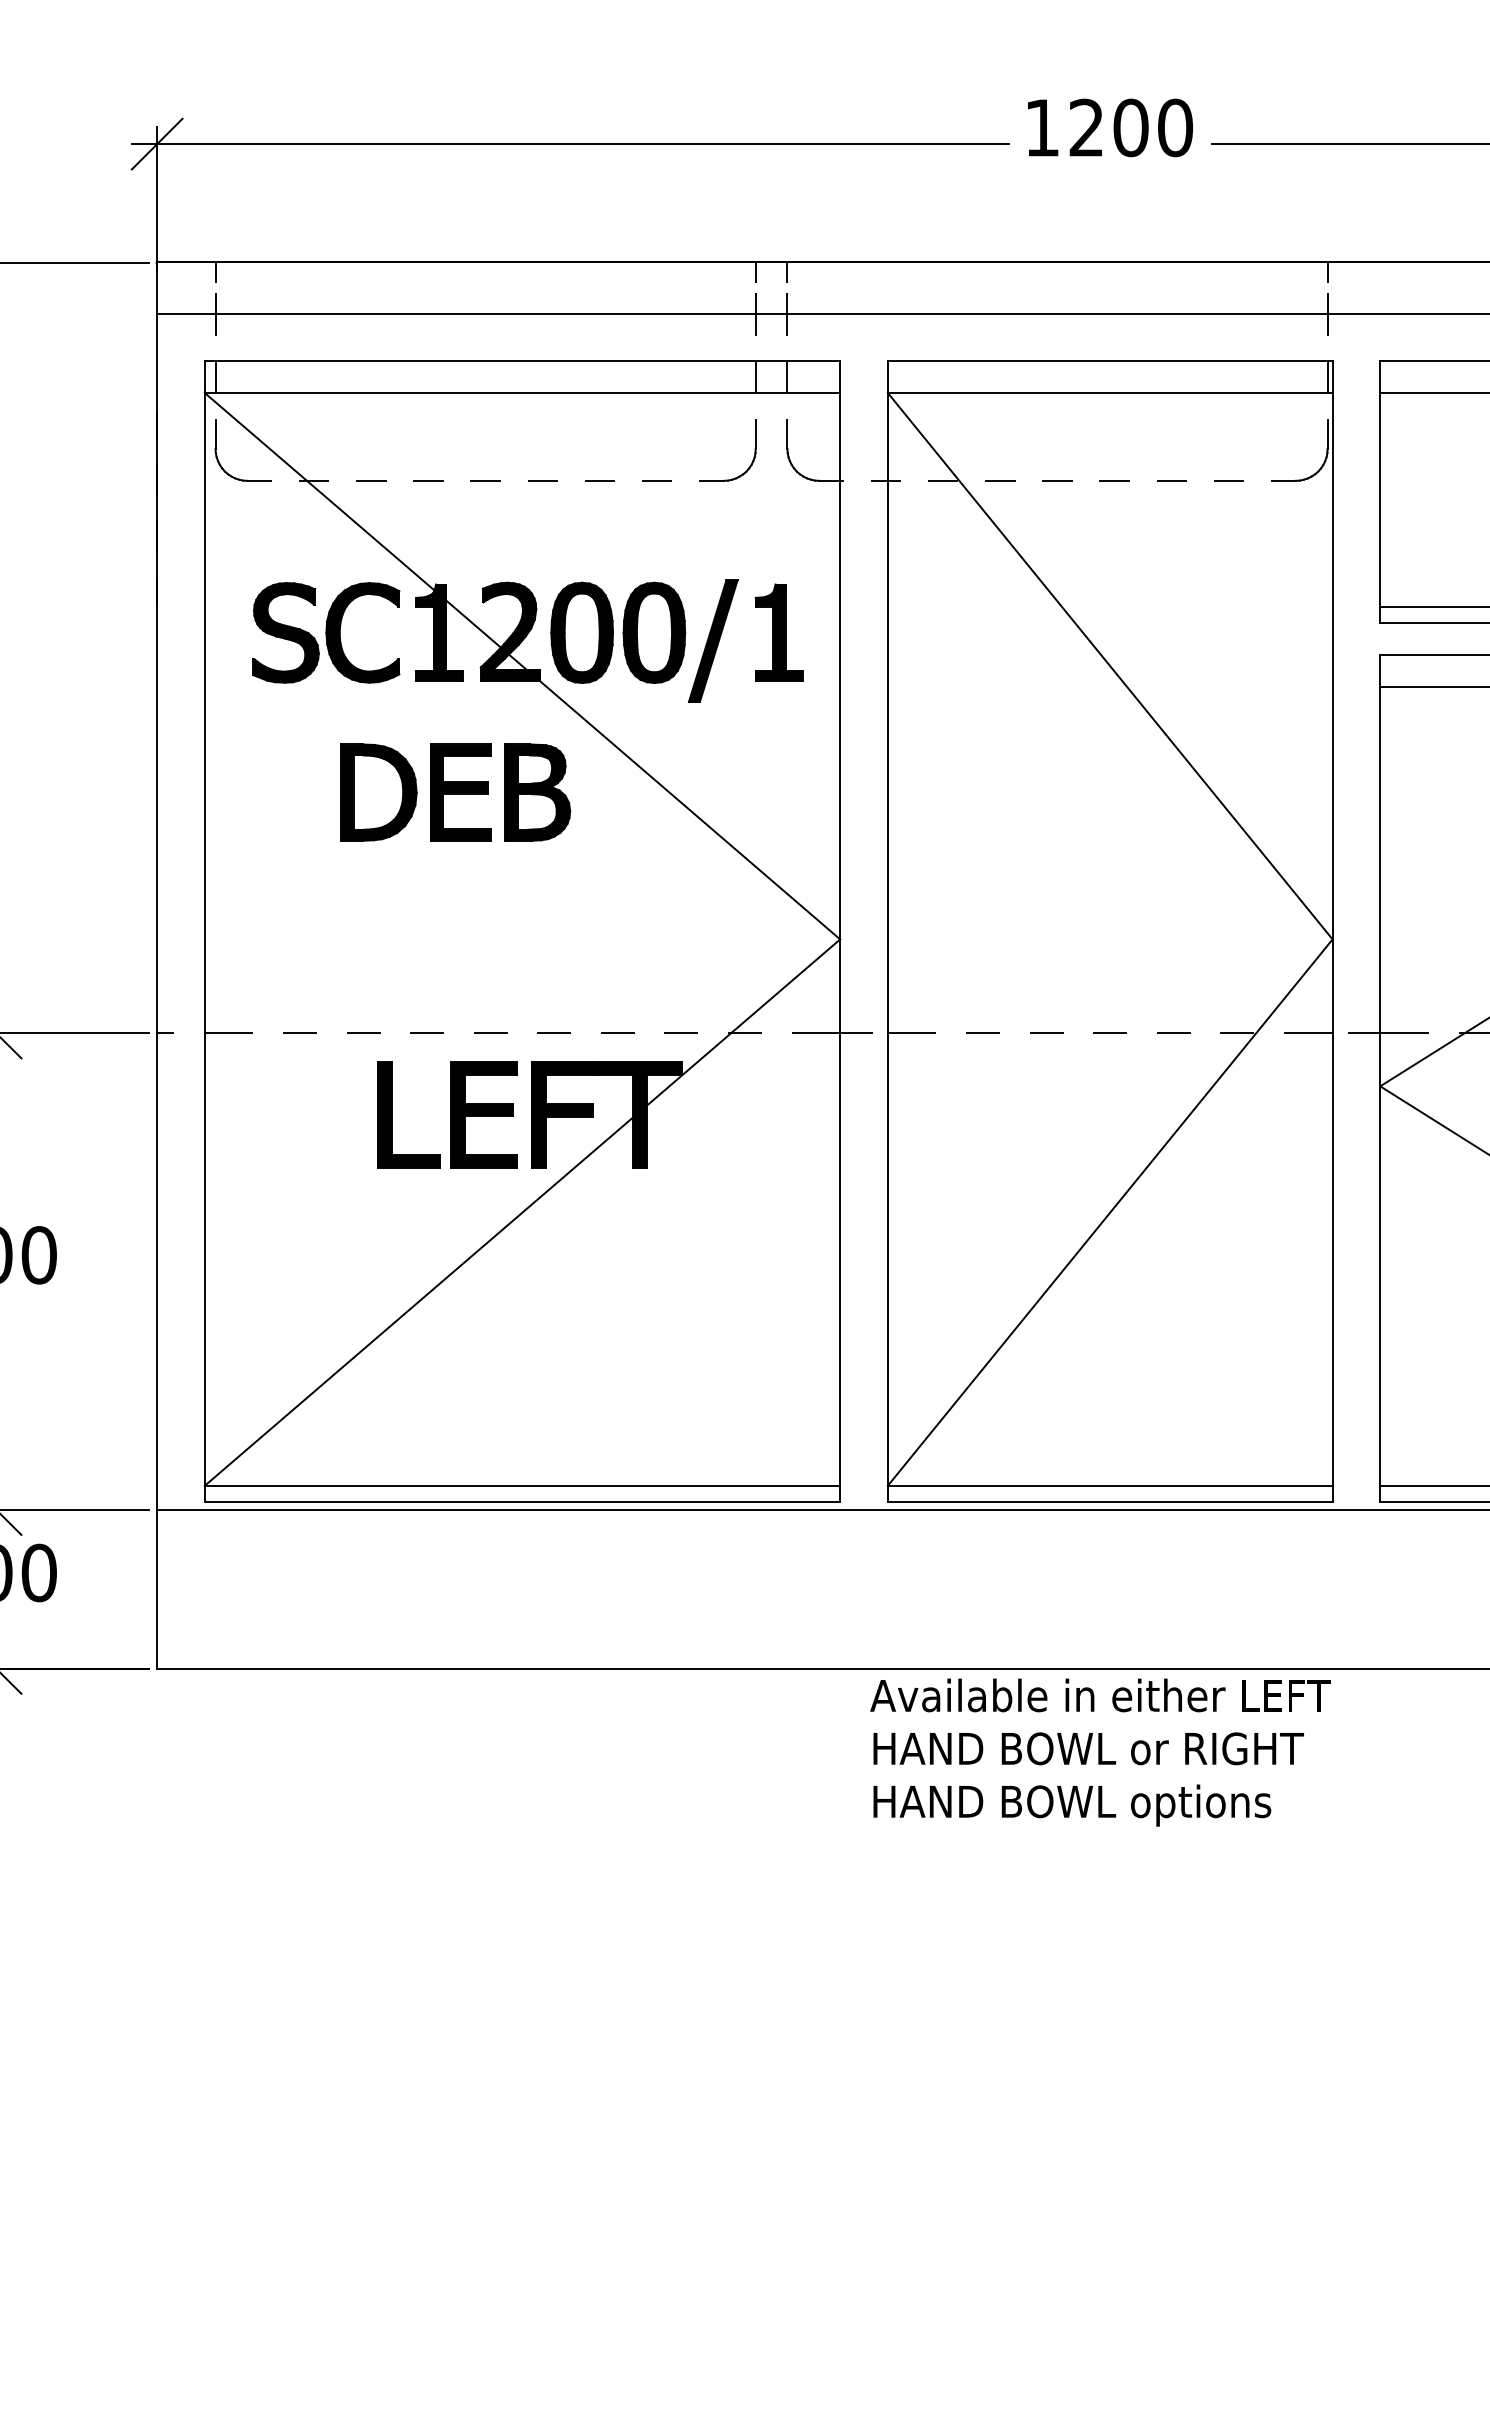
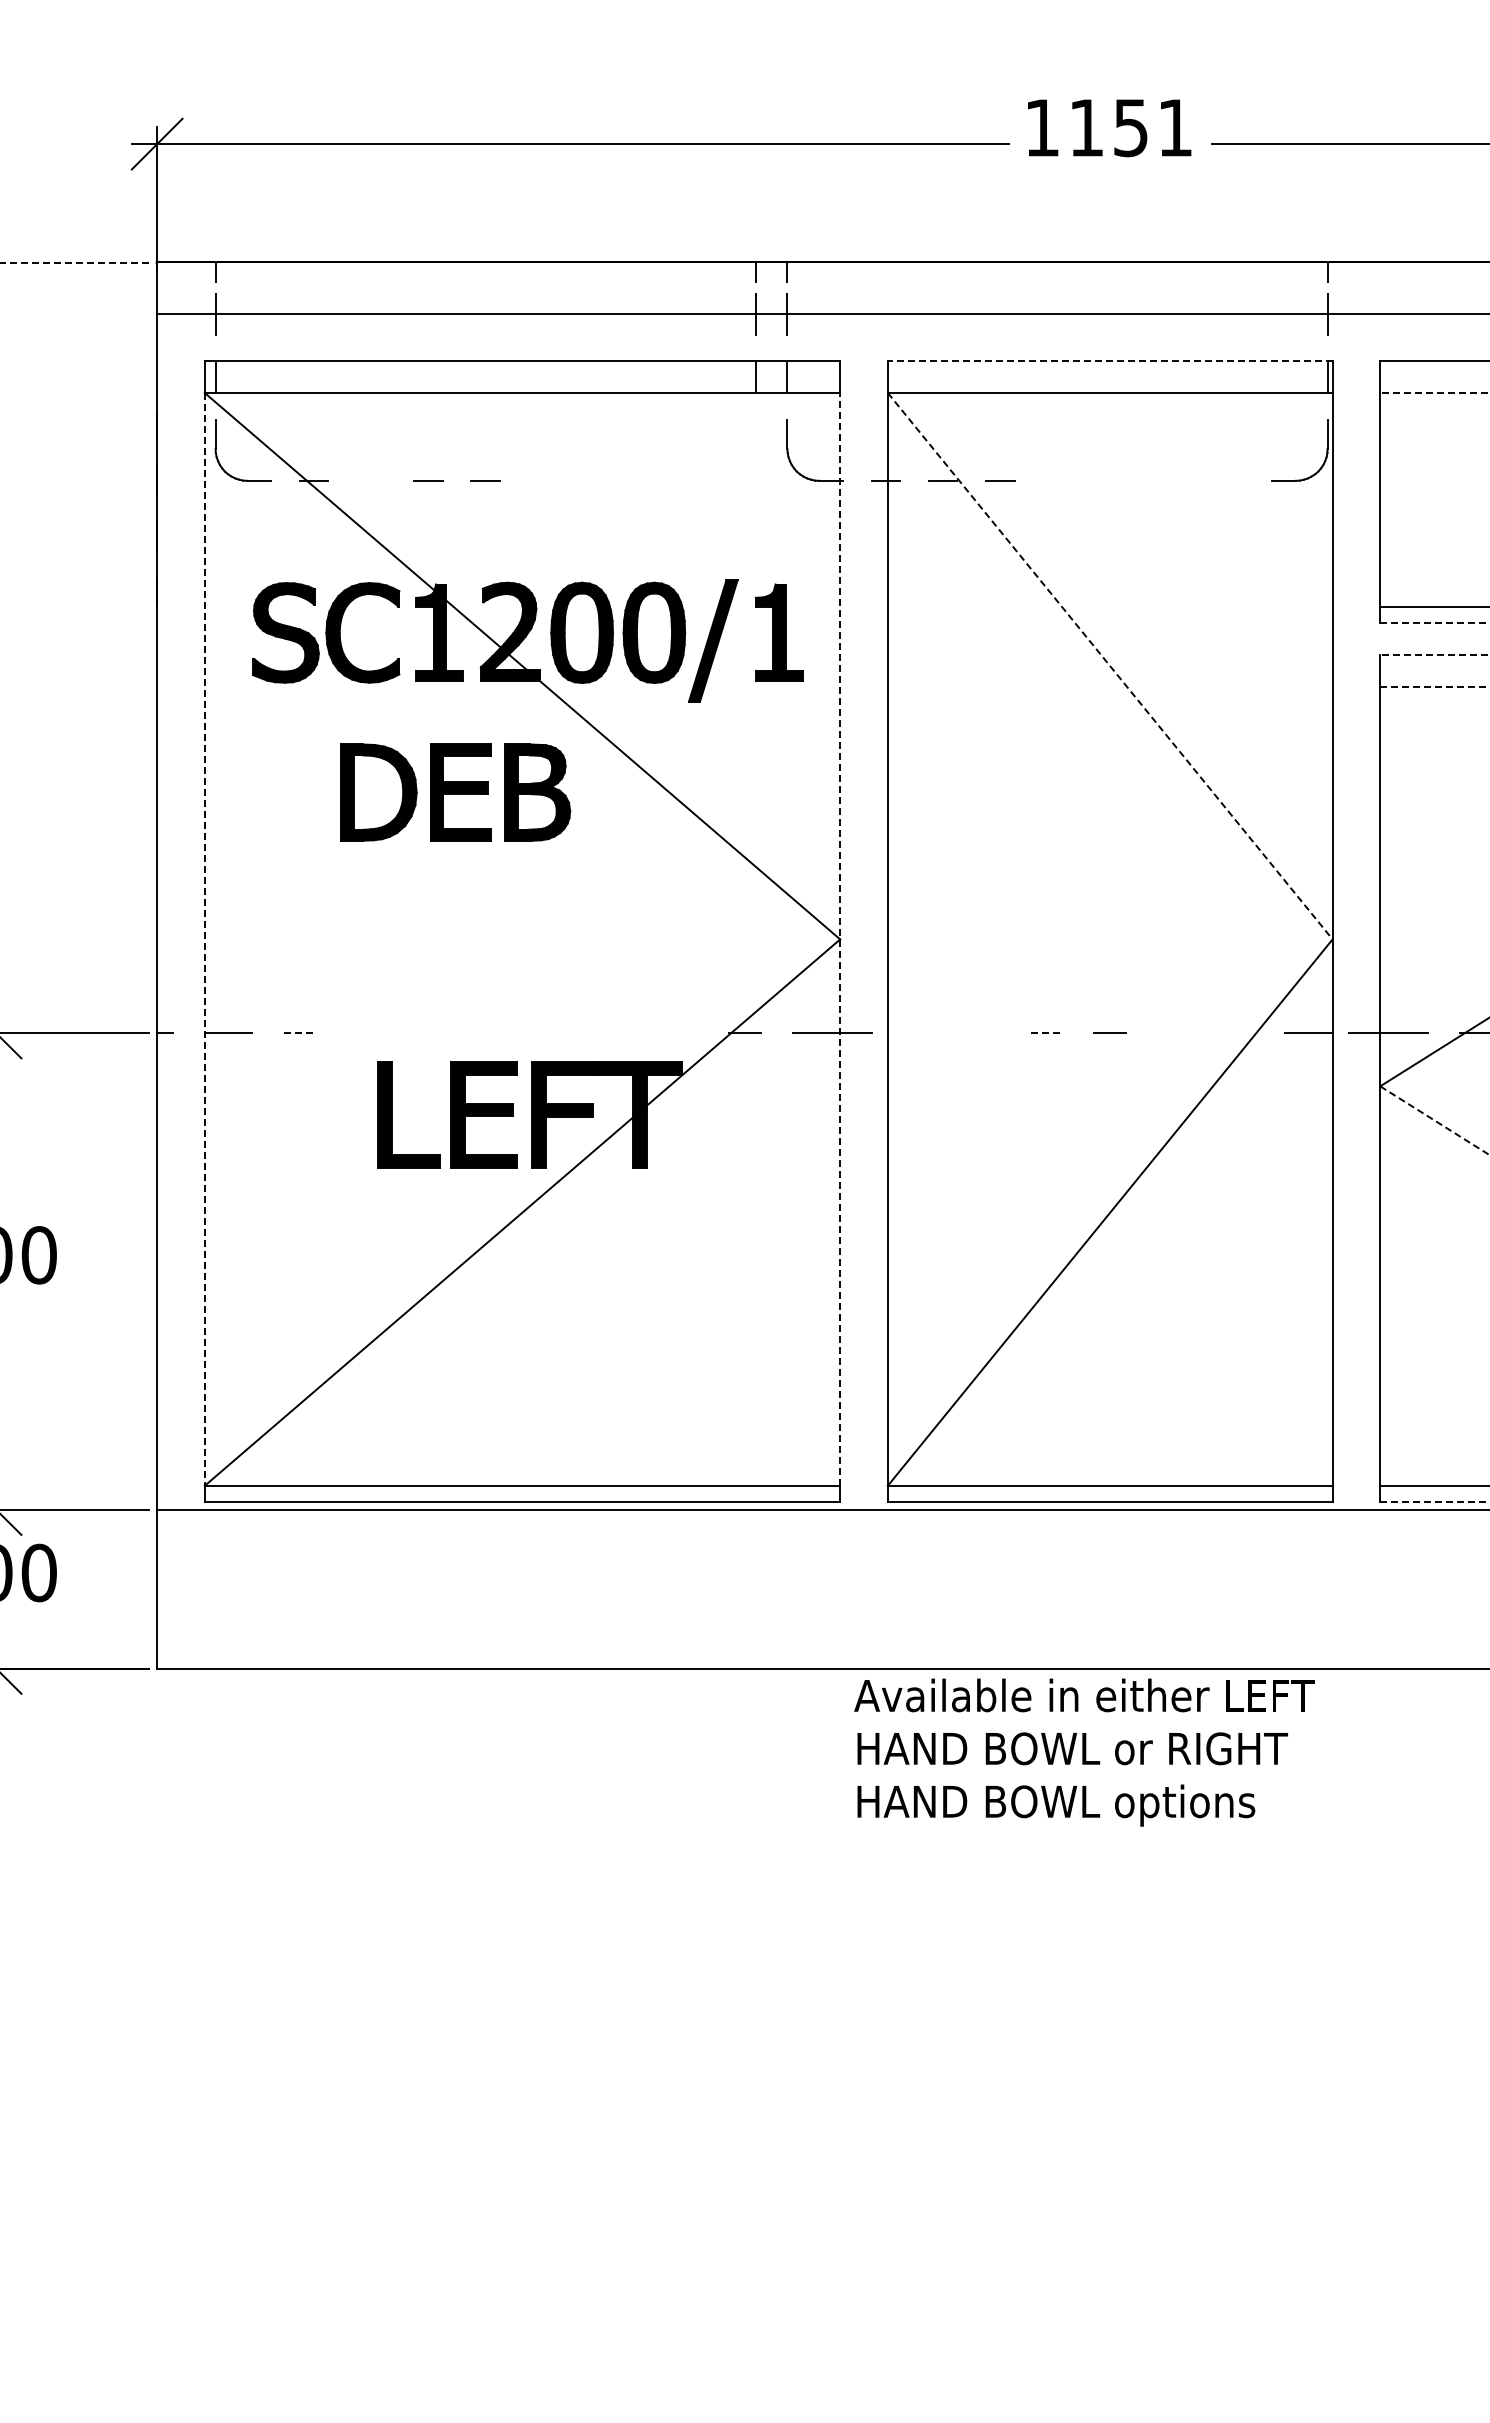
text: 1200 -> 1151 (1131, 127)
line: solid -> dashed (74, 262)
line: solid -> dashed (1109, 361)
line: solid -> dashed (1434, 392)
part: present -> none (753, 456)
line: present -> none (370, 480)
line: present -> none (542, 480)
line: present -> none (599, 480)
line: present -> none (656, 480)
line: present -> none (1057, 480)
line: present -> none (1114, 480)
line: present -> none (1171, 480)
line: present -> none (1228, 480)
line: solid -> dashed (1435, 623)
line: solid -> dashed (1434, 655)
line: solid -> dashed (1110, 666)
line: solid -> dashed (1435, 686)
line: solid -> dashed (840, 938)
line: solid -> dashed (204, 939)
line: present -> none (426, 1032)
line: present -> none (553, 1032)
line: present -> none (982, 1032)
line: solid -> dashed (300, 1033)
line: present -> none (363, 1033)
line: present -> none (490, 1033)
line: present -> none (617, 1033)
line: present -> none (681, 1033)
line: present -> none (911, 1033)
line: solid -> dashed (1046, 1033)
line: present -> none (1173, 1033)
line: present -> none (1237, 1033)
line: solid -> dashed (1435, 1120)
line: solid -> dashed (1435, 1501)
text position: (1100, 1752) -> (1084, 1752) (1084, 1752)
